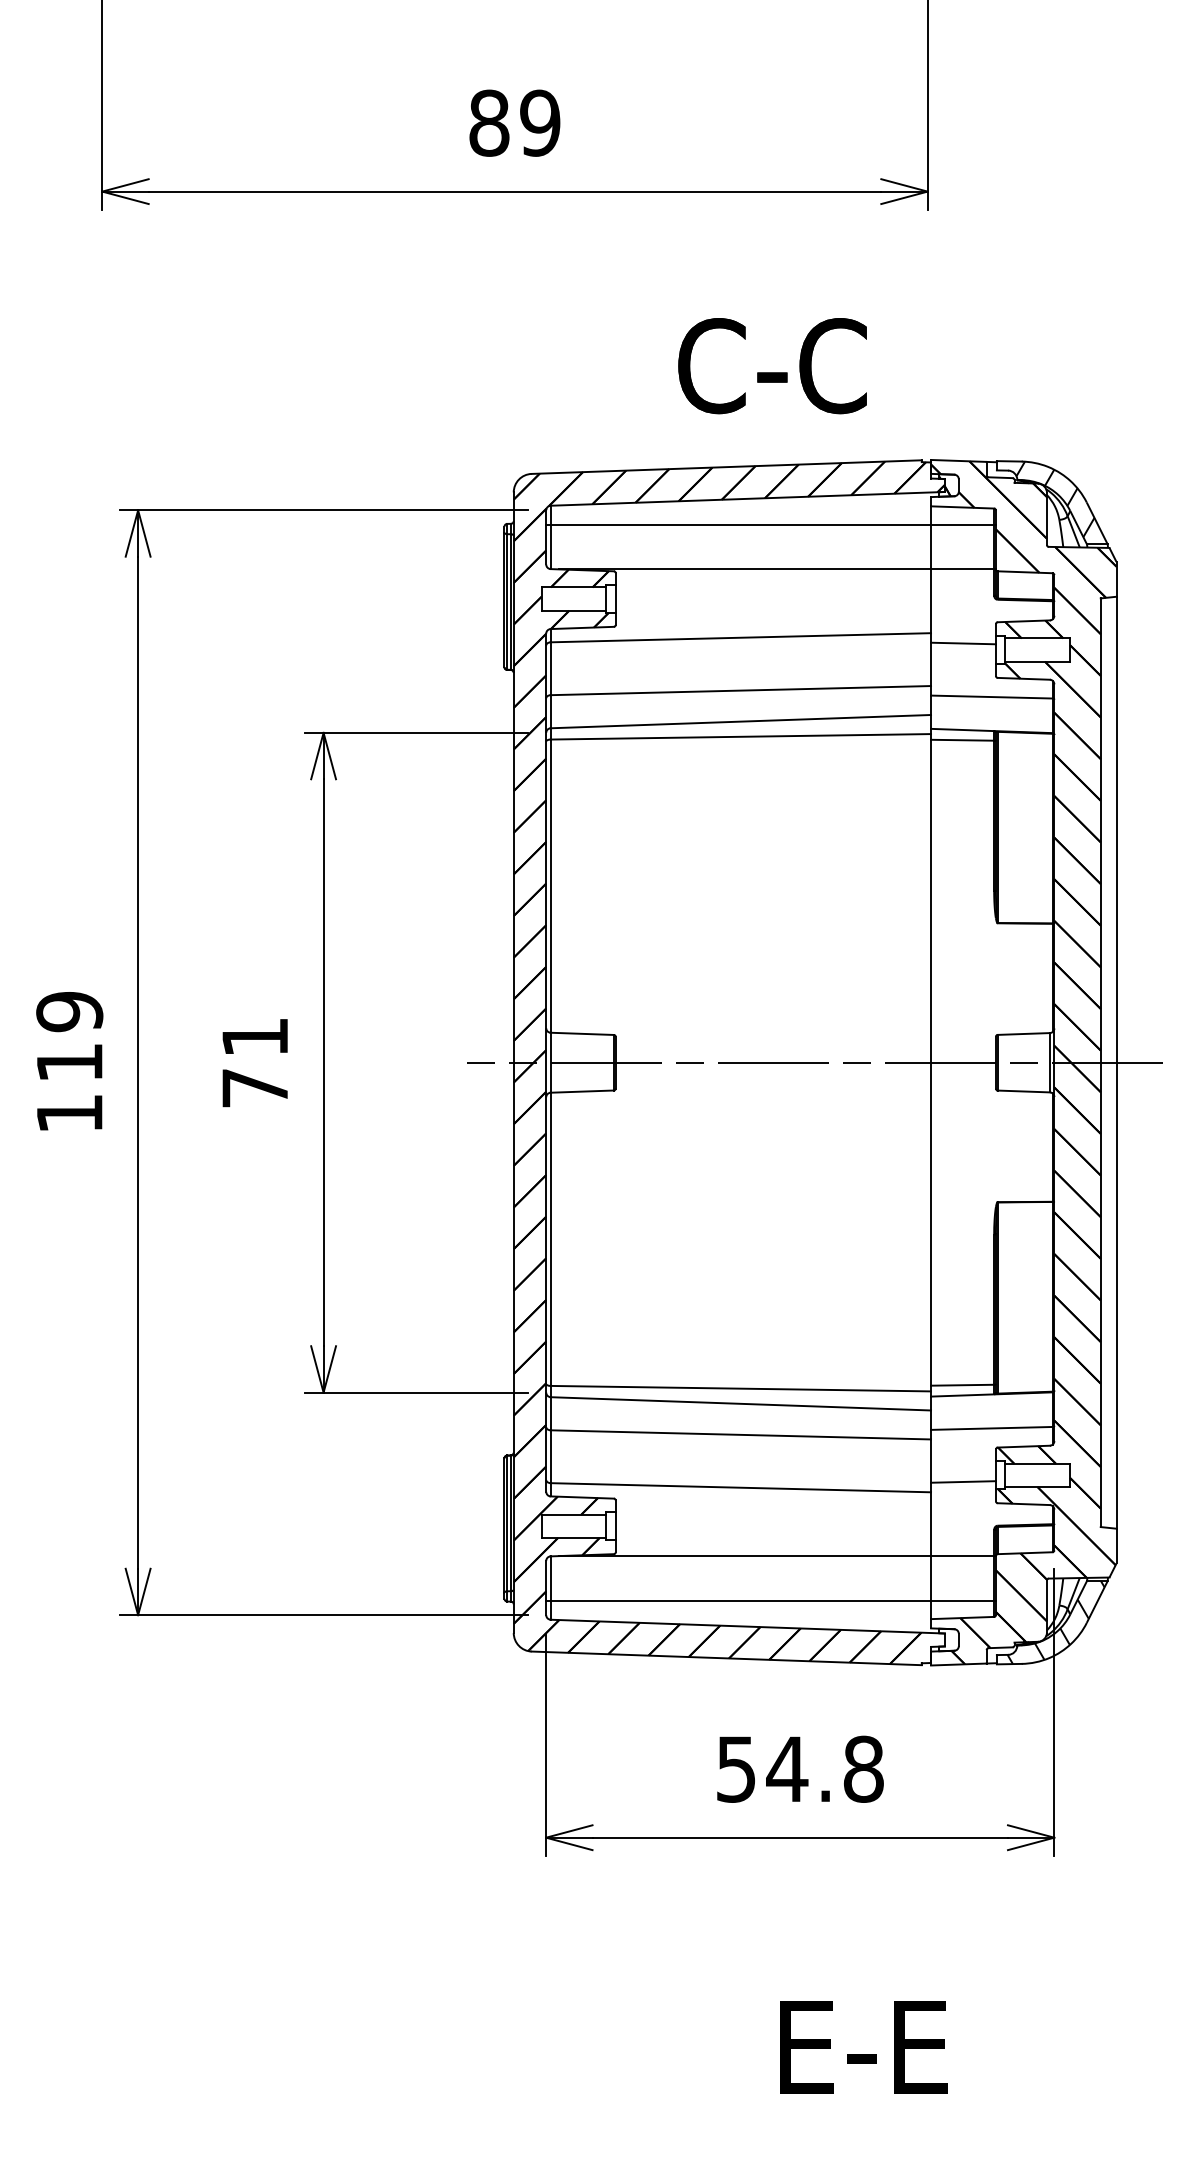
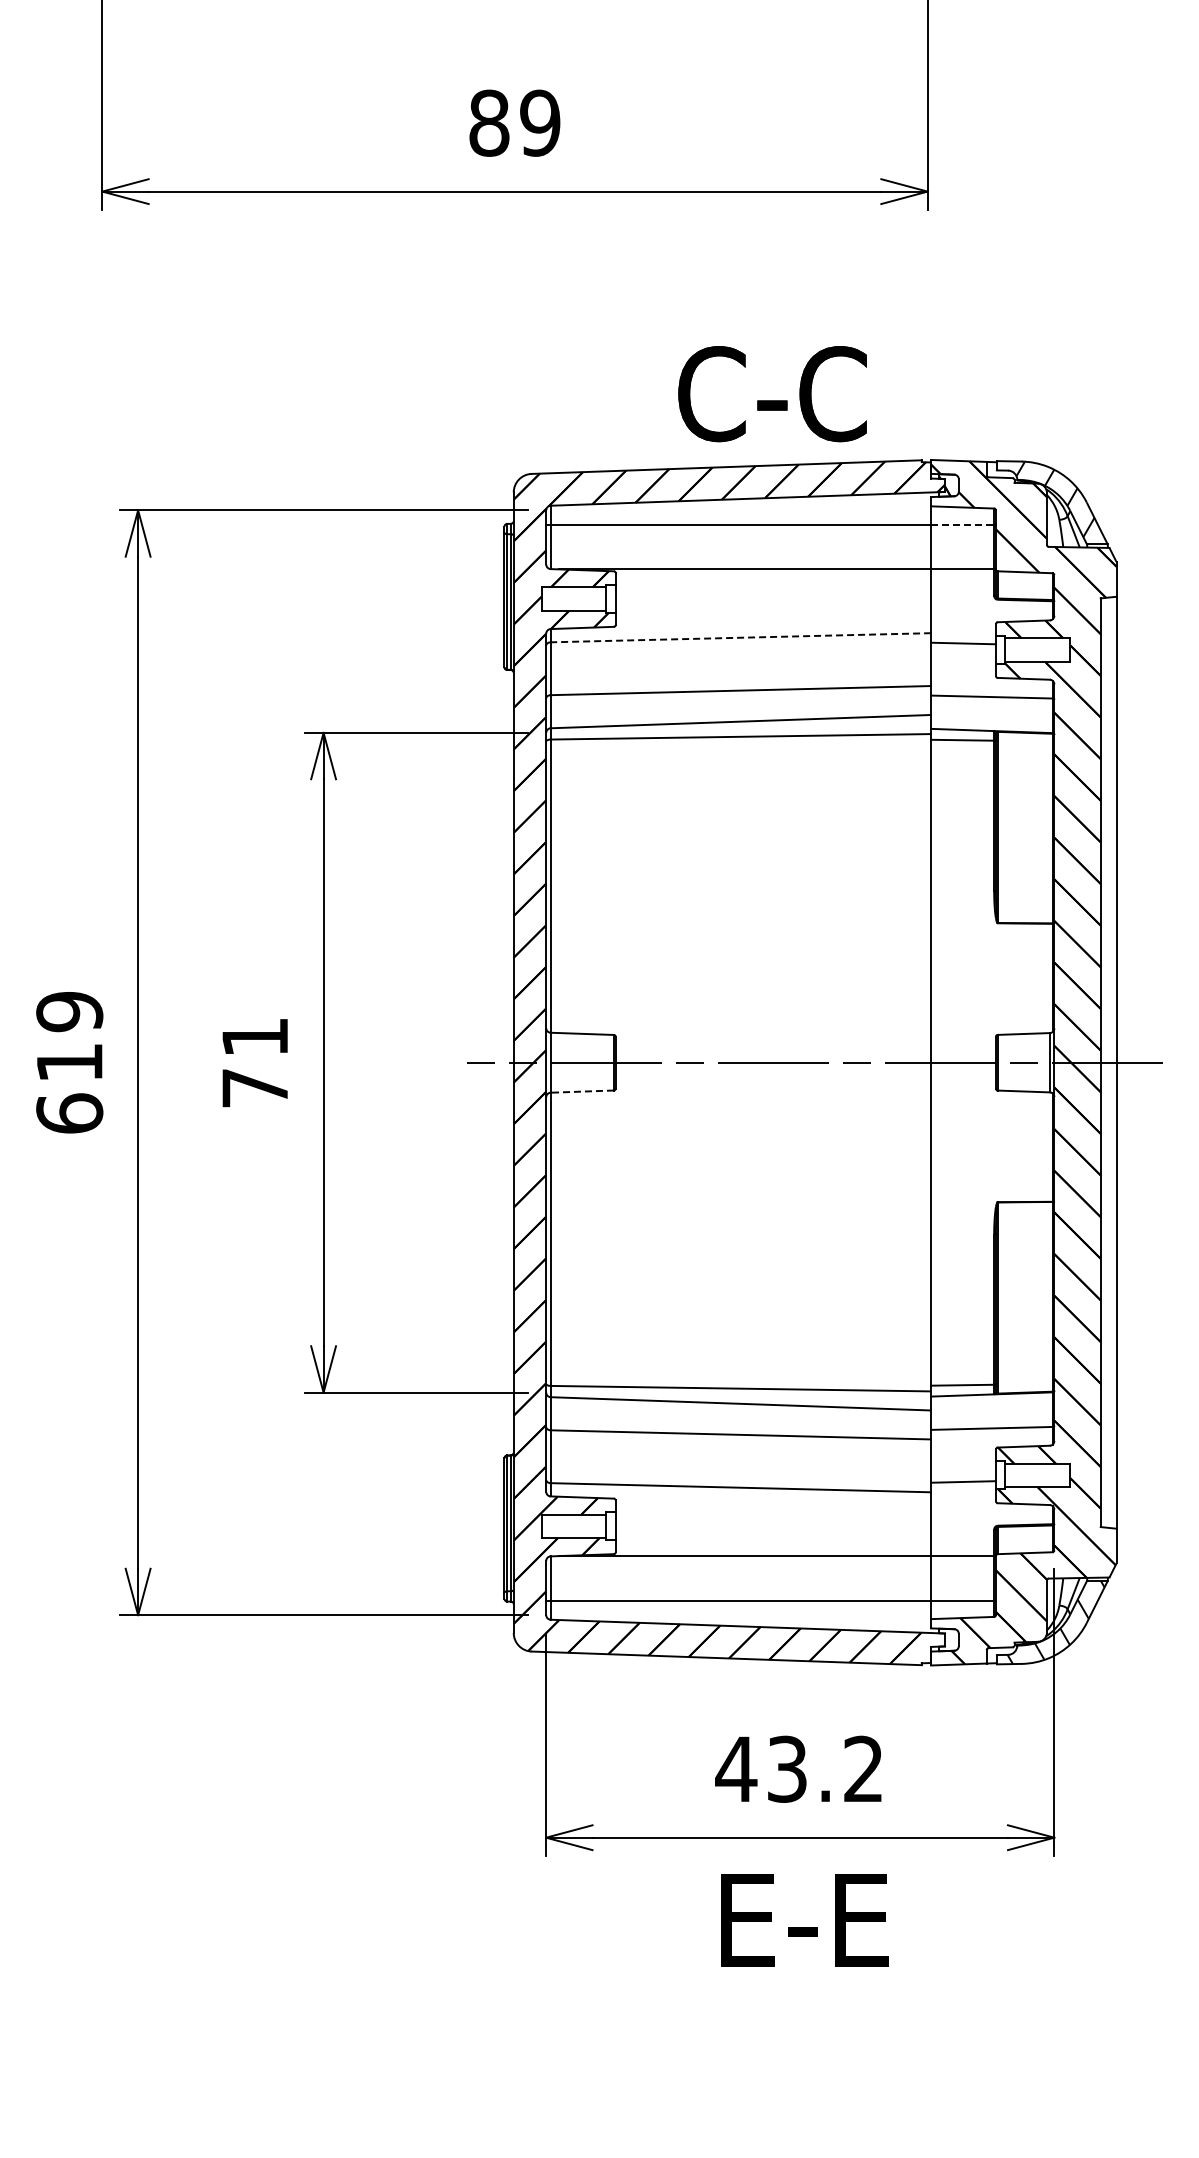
text position: (772, 366) -> (772, 394) (772, 394)
line: solid -> dashed (962, 524)
line: solid -> dashed (740, 637)
line: solid -> dashed (582, 1091)
text: 119 -> 619 (69, 1113)
text: 54.8 -> 43.2 (799, 1768)
text position: (863, 2047) -> (804, 1920) (804, 1920)
